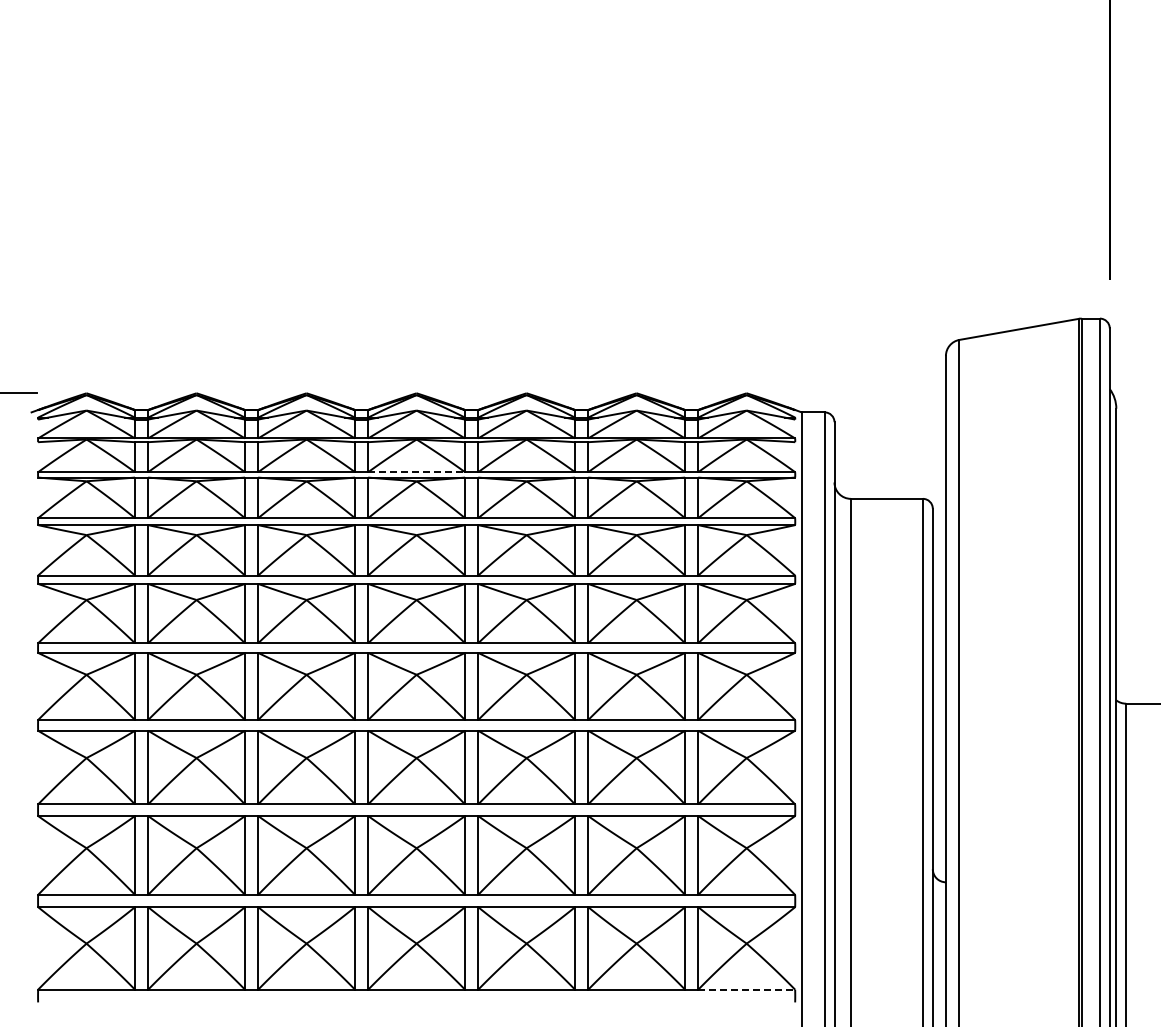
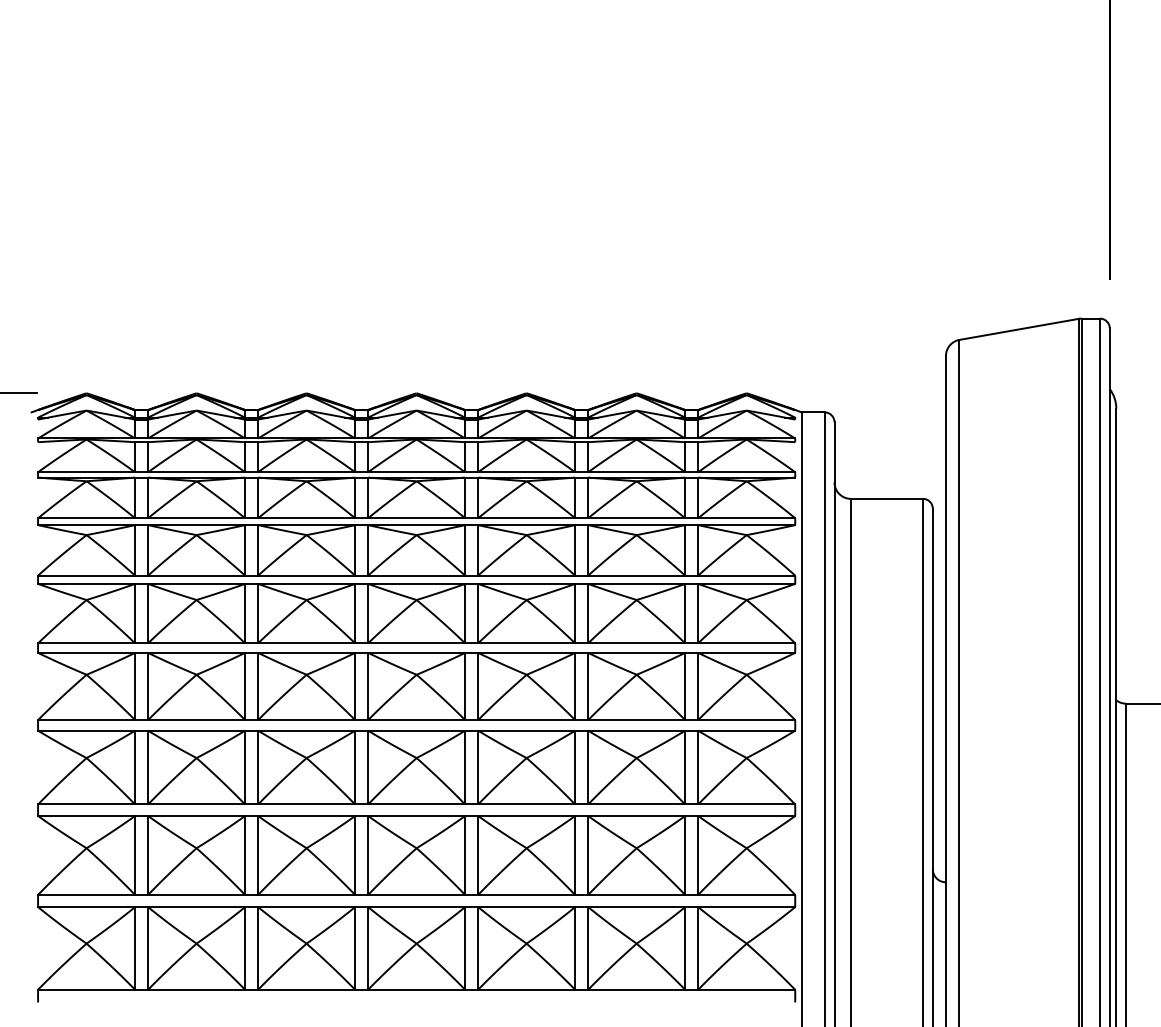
line: dashed -> solid (417, 472)
line: dashed -> solid (747, 989)
